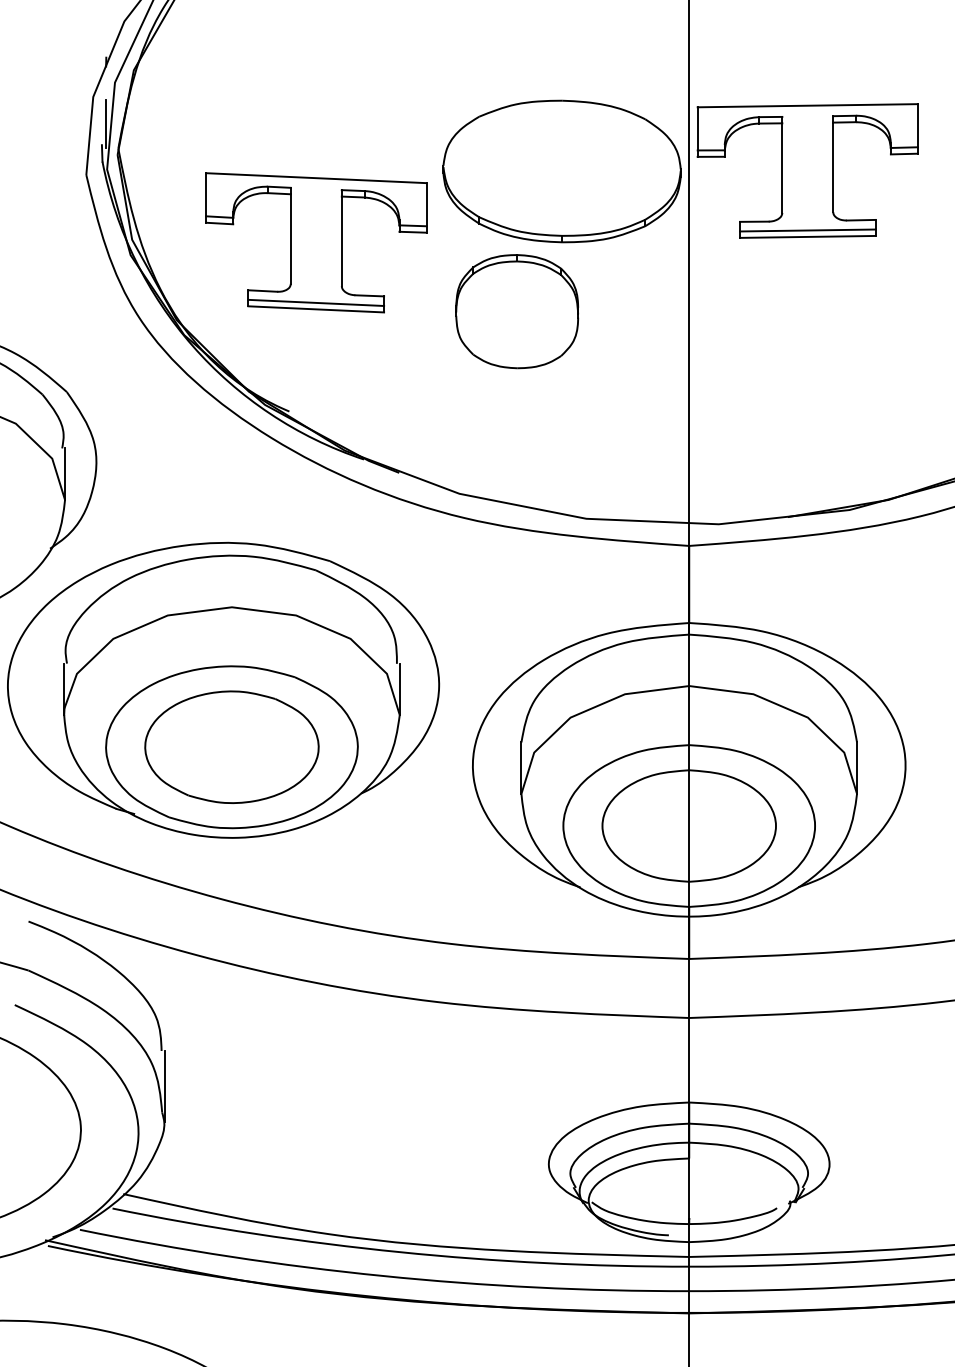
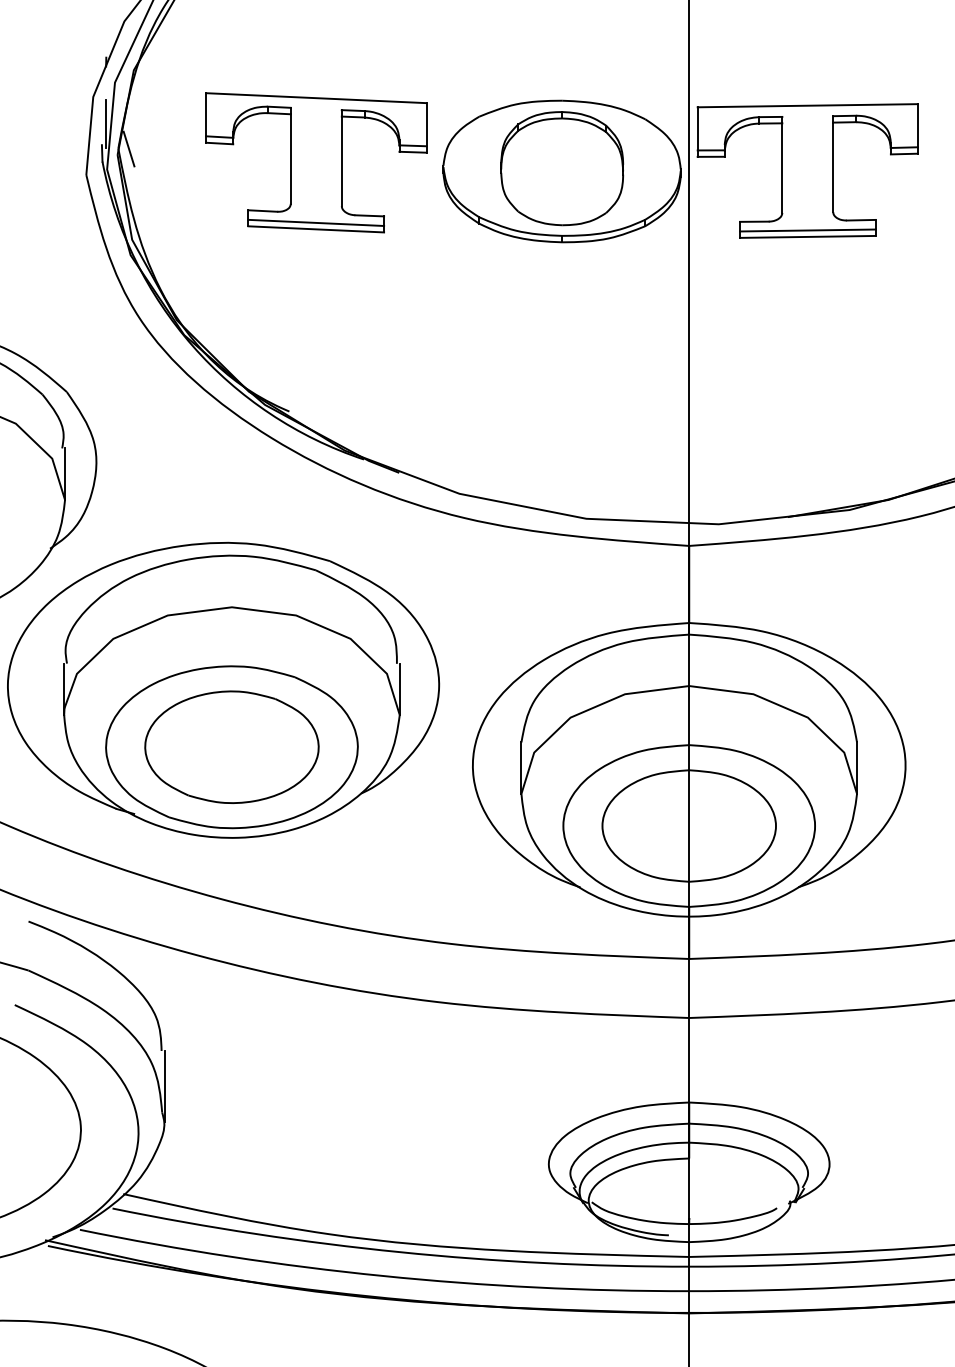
line: none -> present (128, 148)
part position: (316, 242) -> (316, 162) (316, 162)
part position: (516, 311) -> (561, 168) (561, 168)
